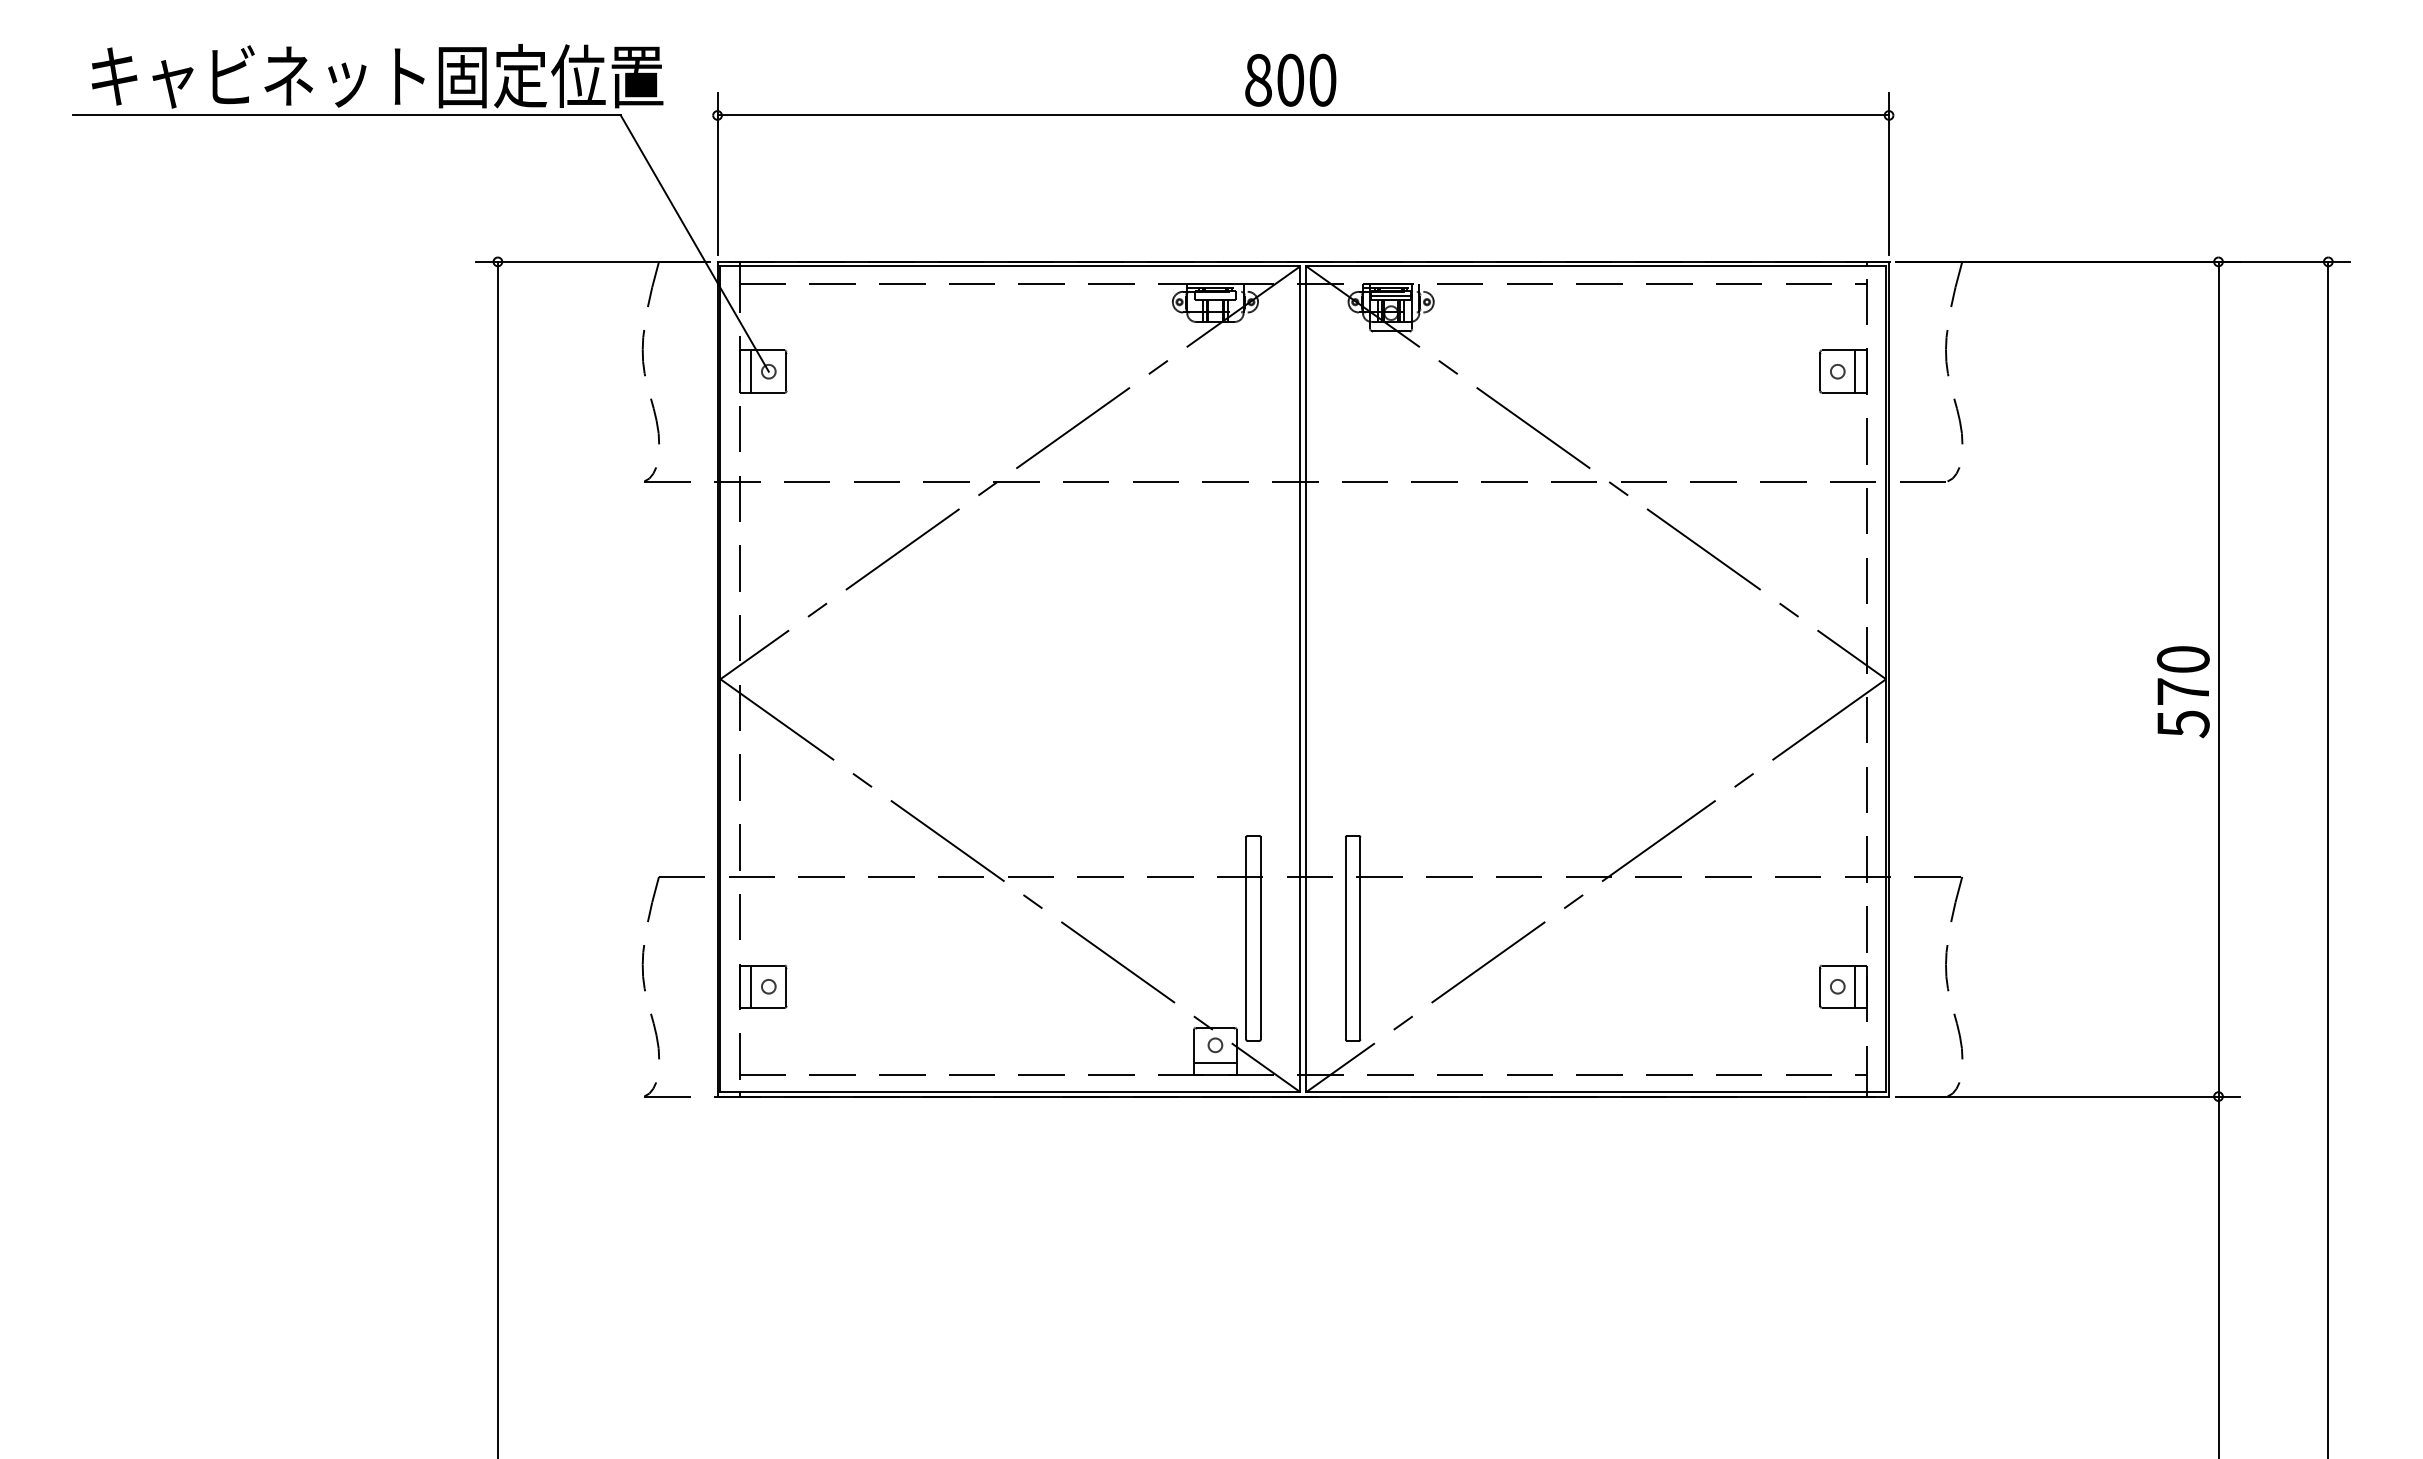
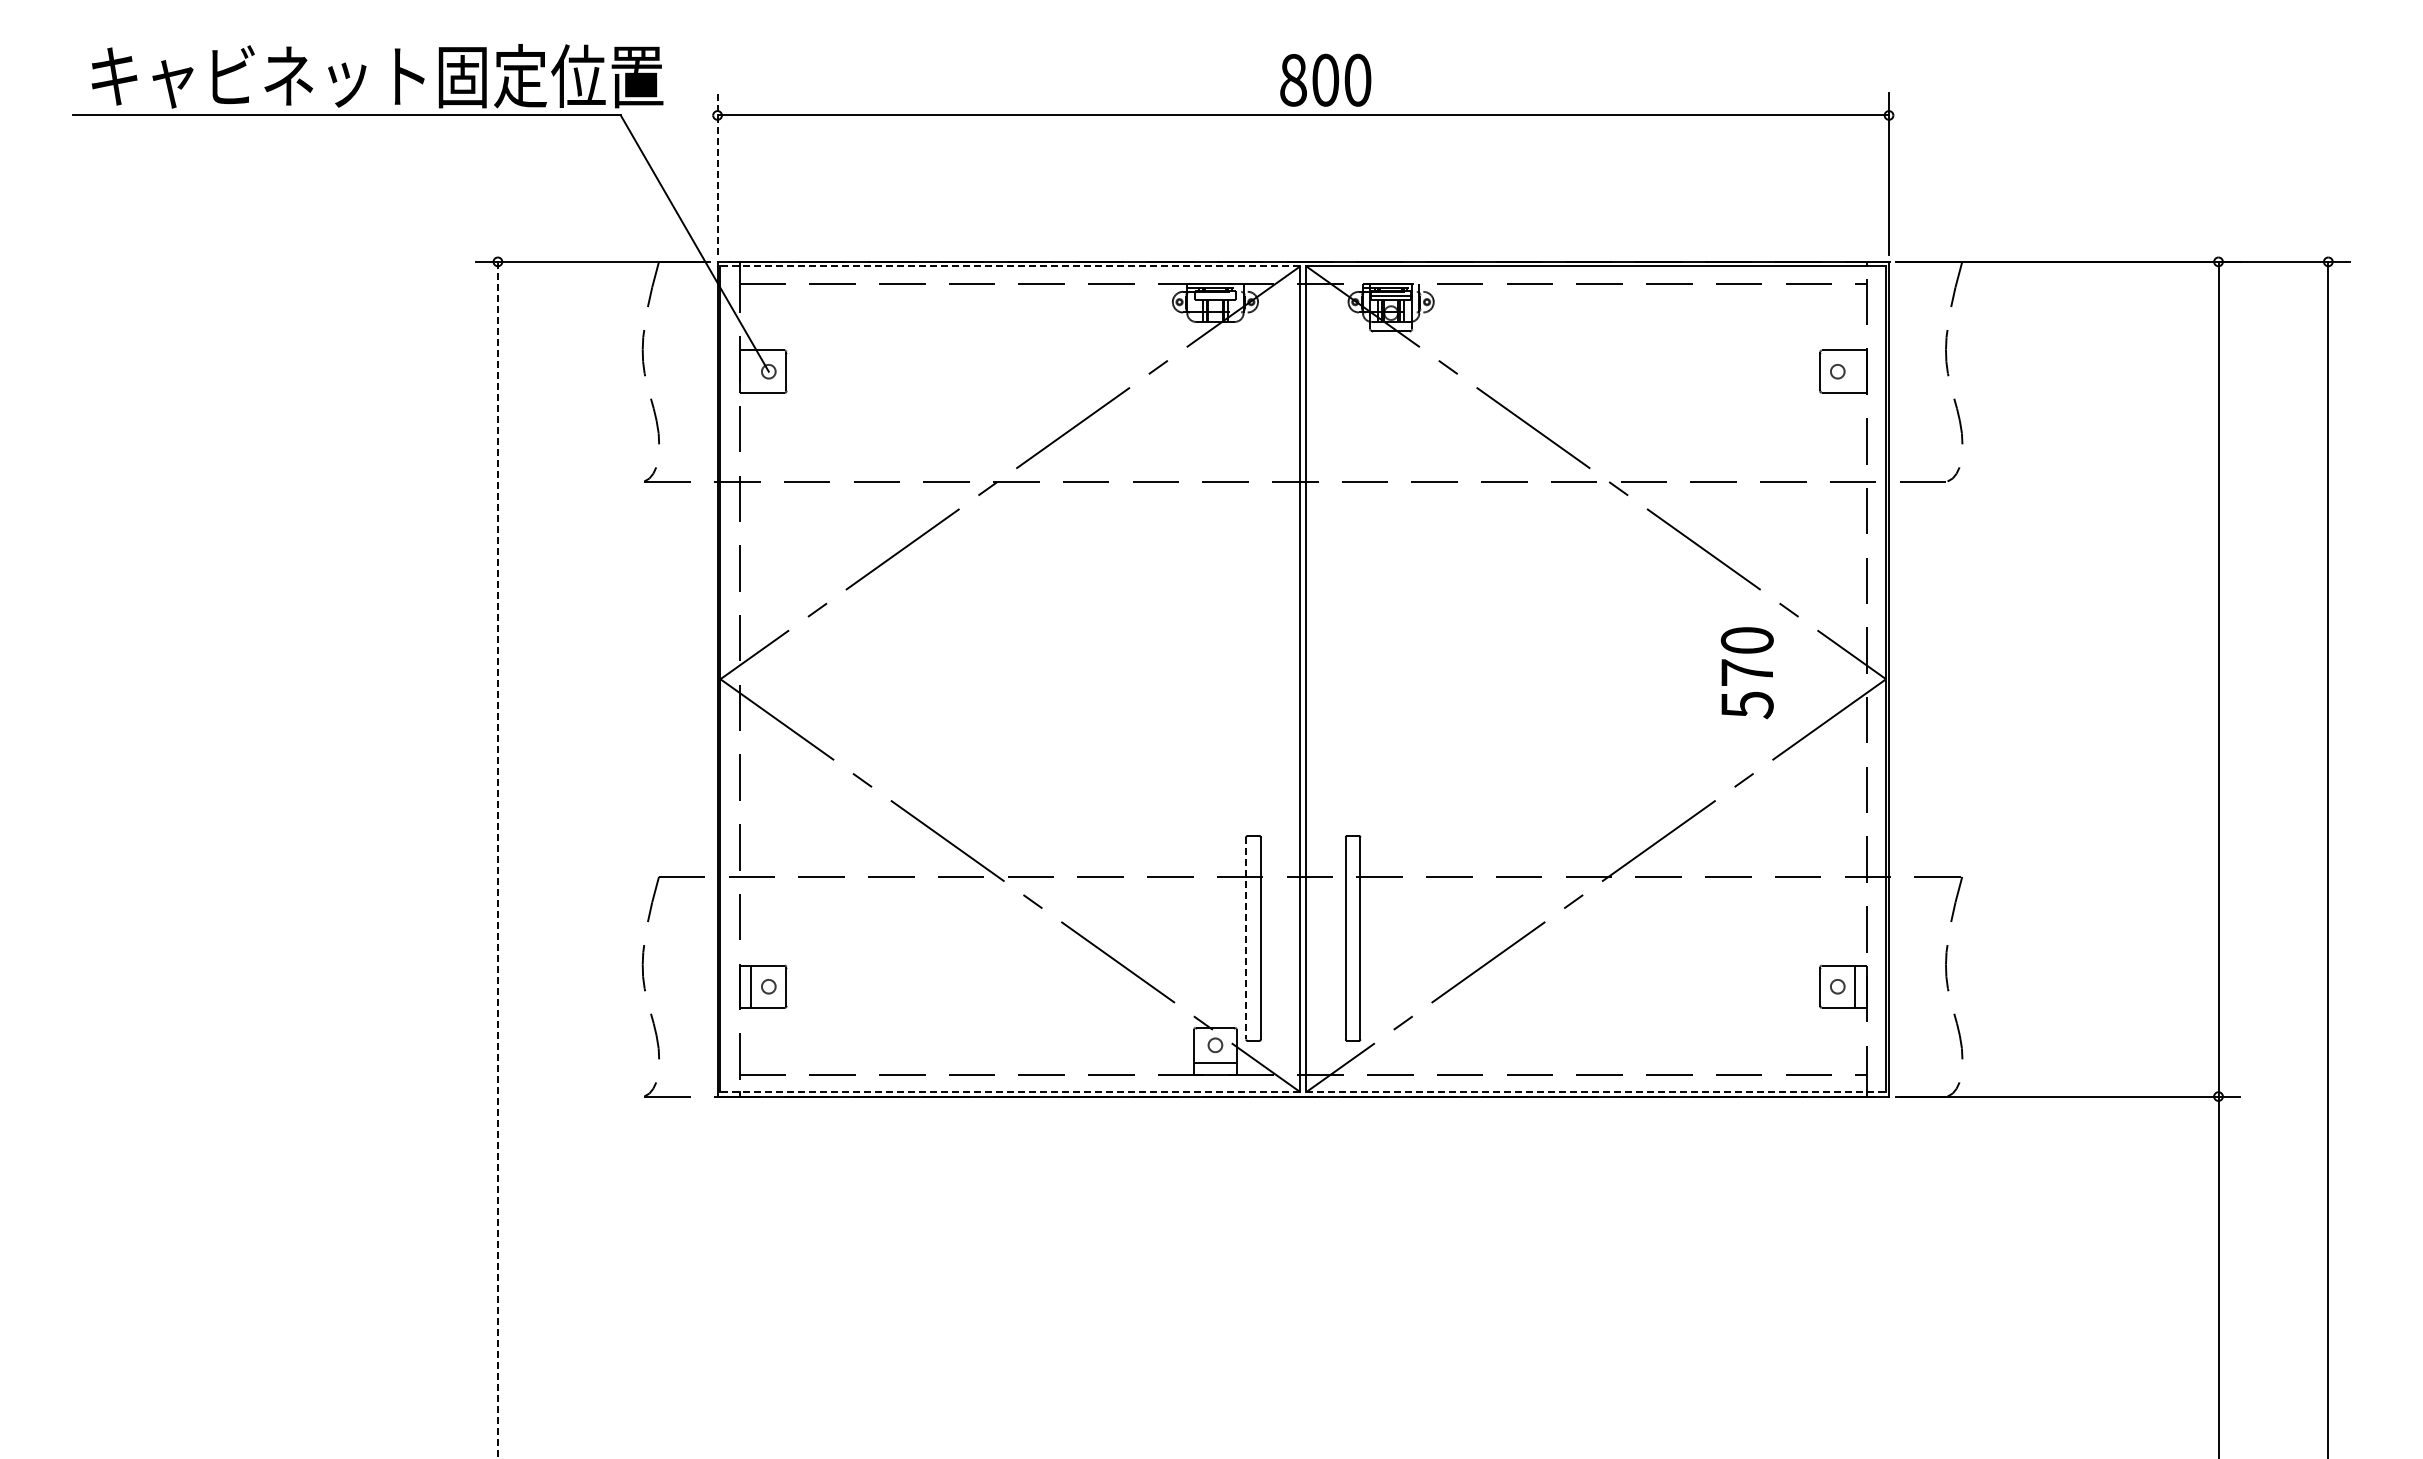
text position: (1290, 79) -> (1325, 79) (1325, 79)
line: solid -> dashed (717, 174)
line: solid -> dashed (1010, 266)
line: present -> none (751, 371)
line: present -> none (1855, 371)
text position: (2182, 692) -> (1746, 673) (1746, 673)
line: solid -> dashed (497, 860)
line: solid -> dashed (1246, 938)
line: solid -> dashed (1010, 1092)
line: solid -> dashed (1596, 1092)
